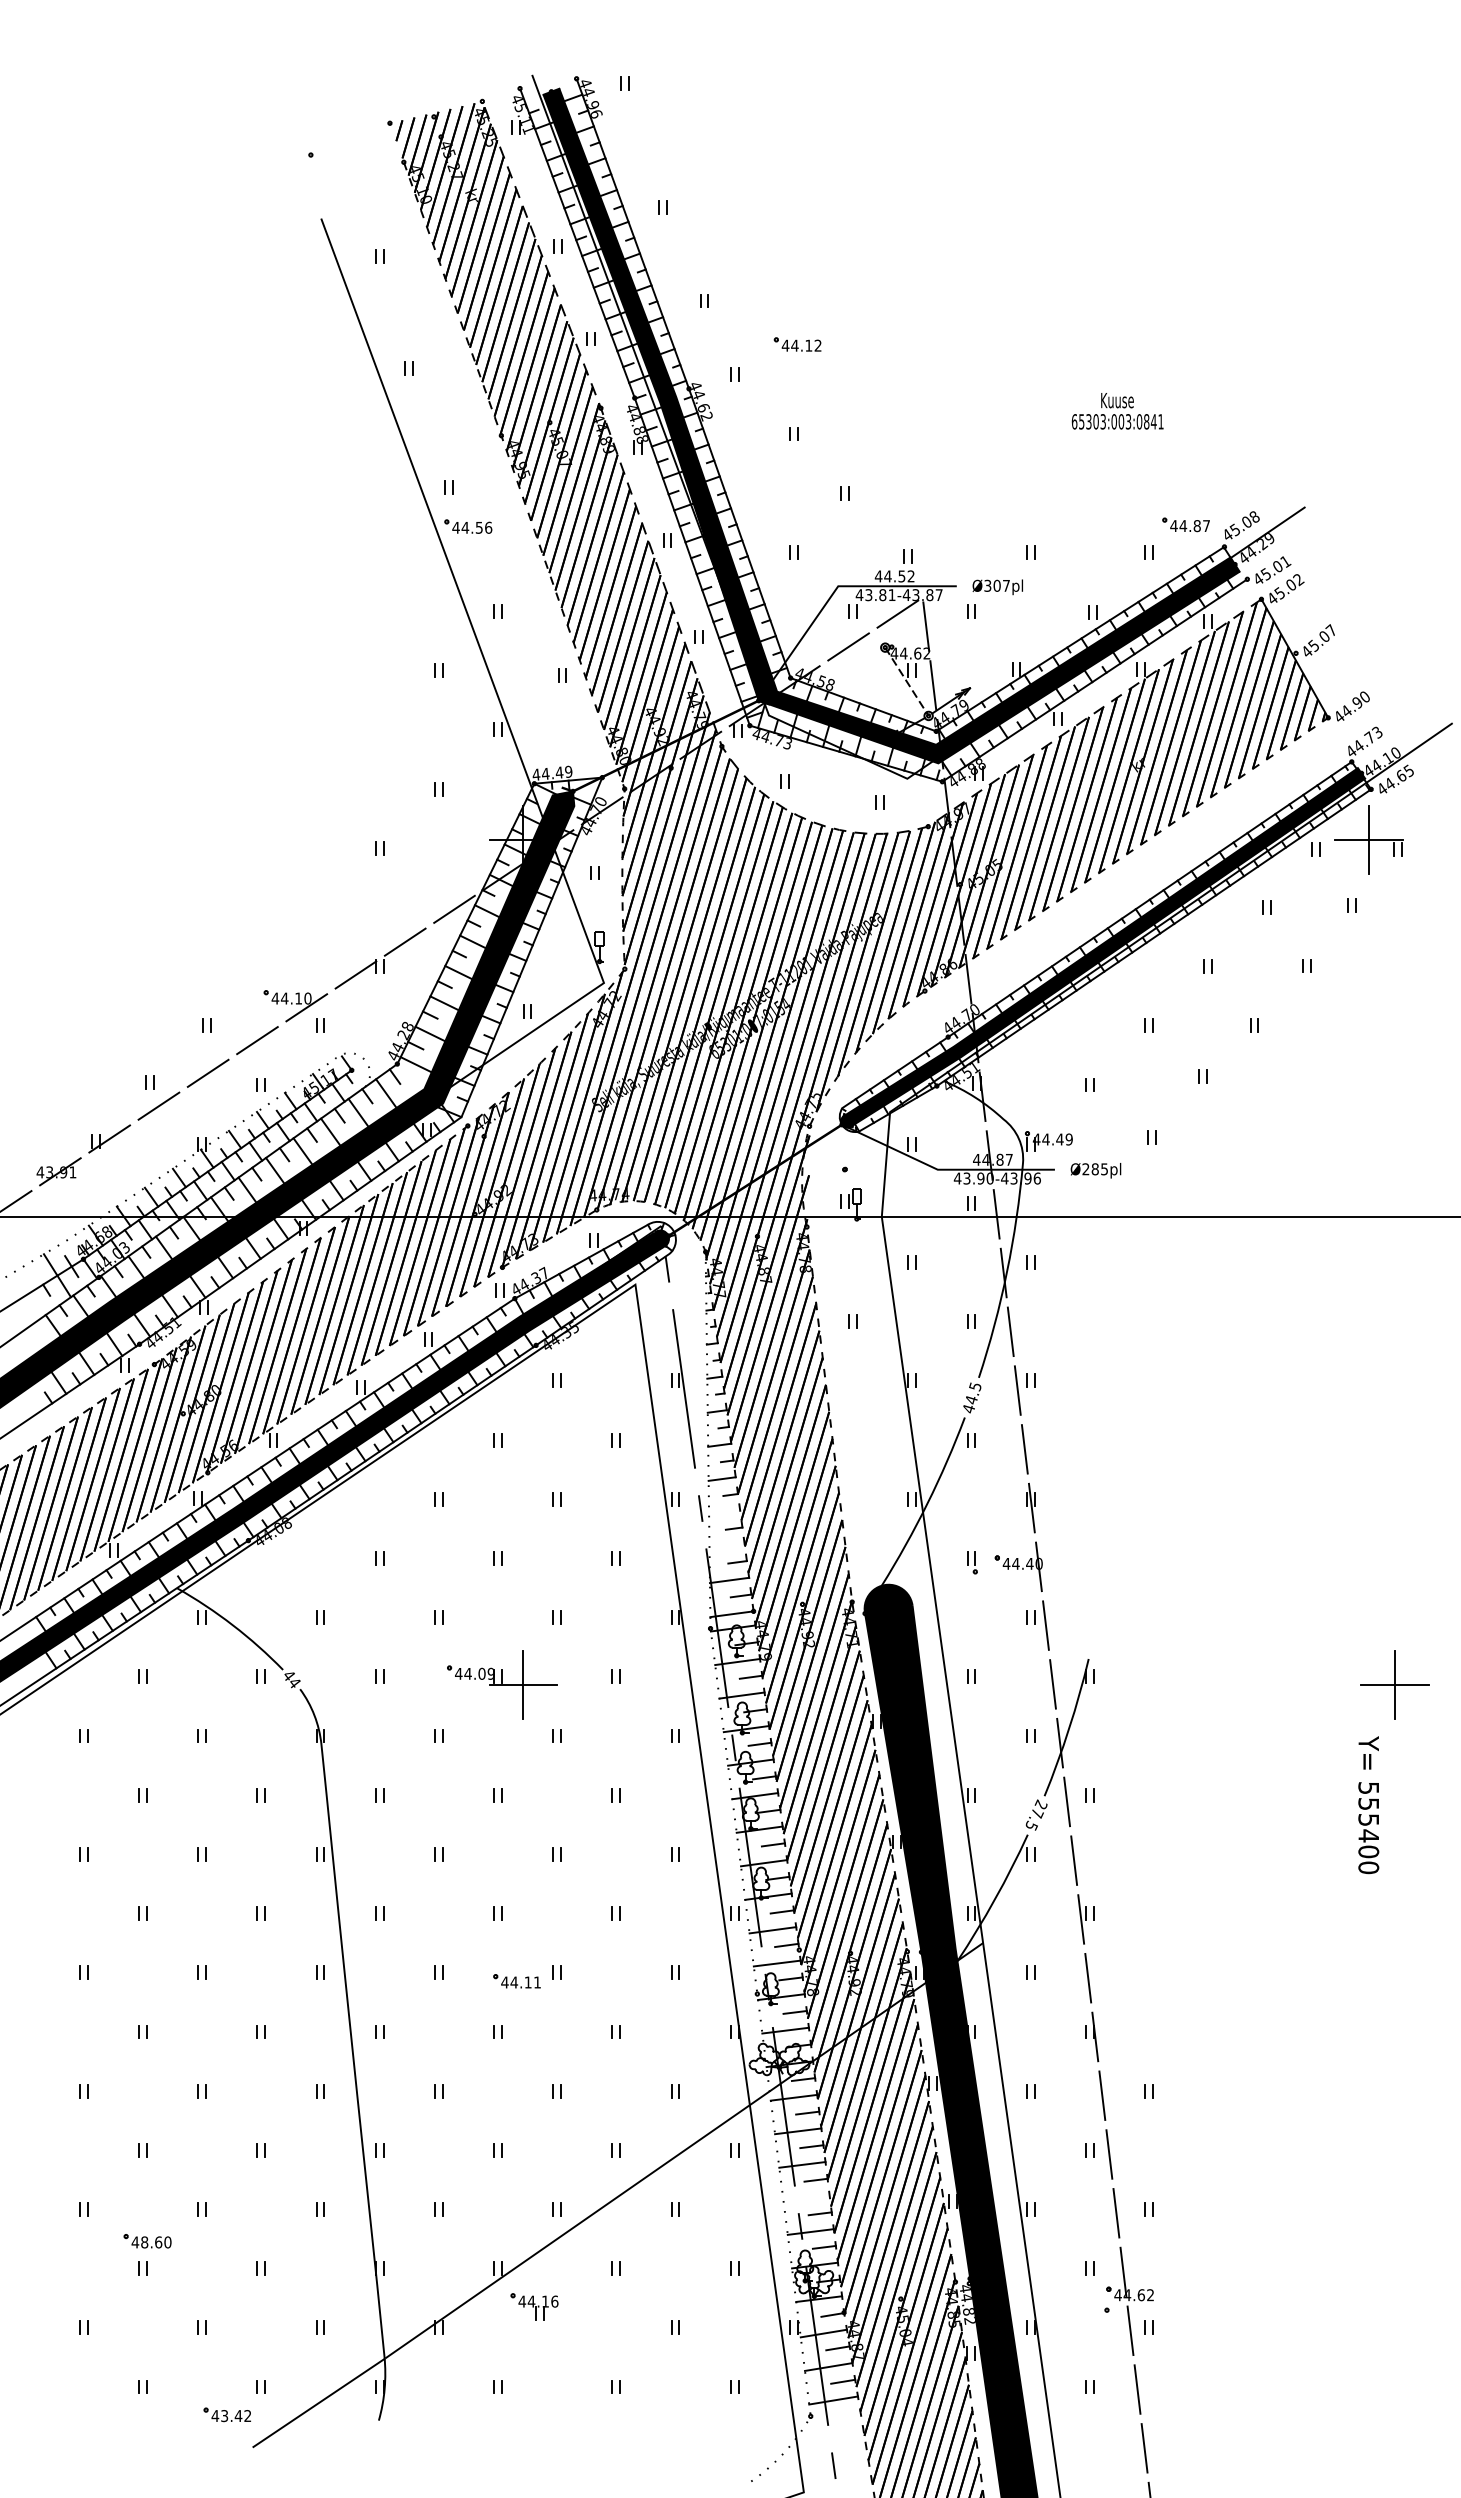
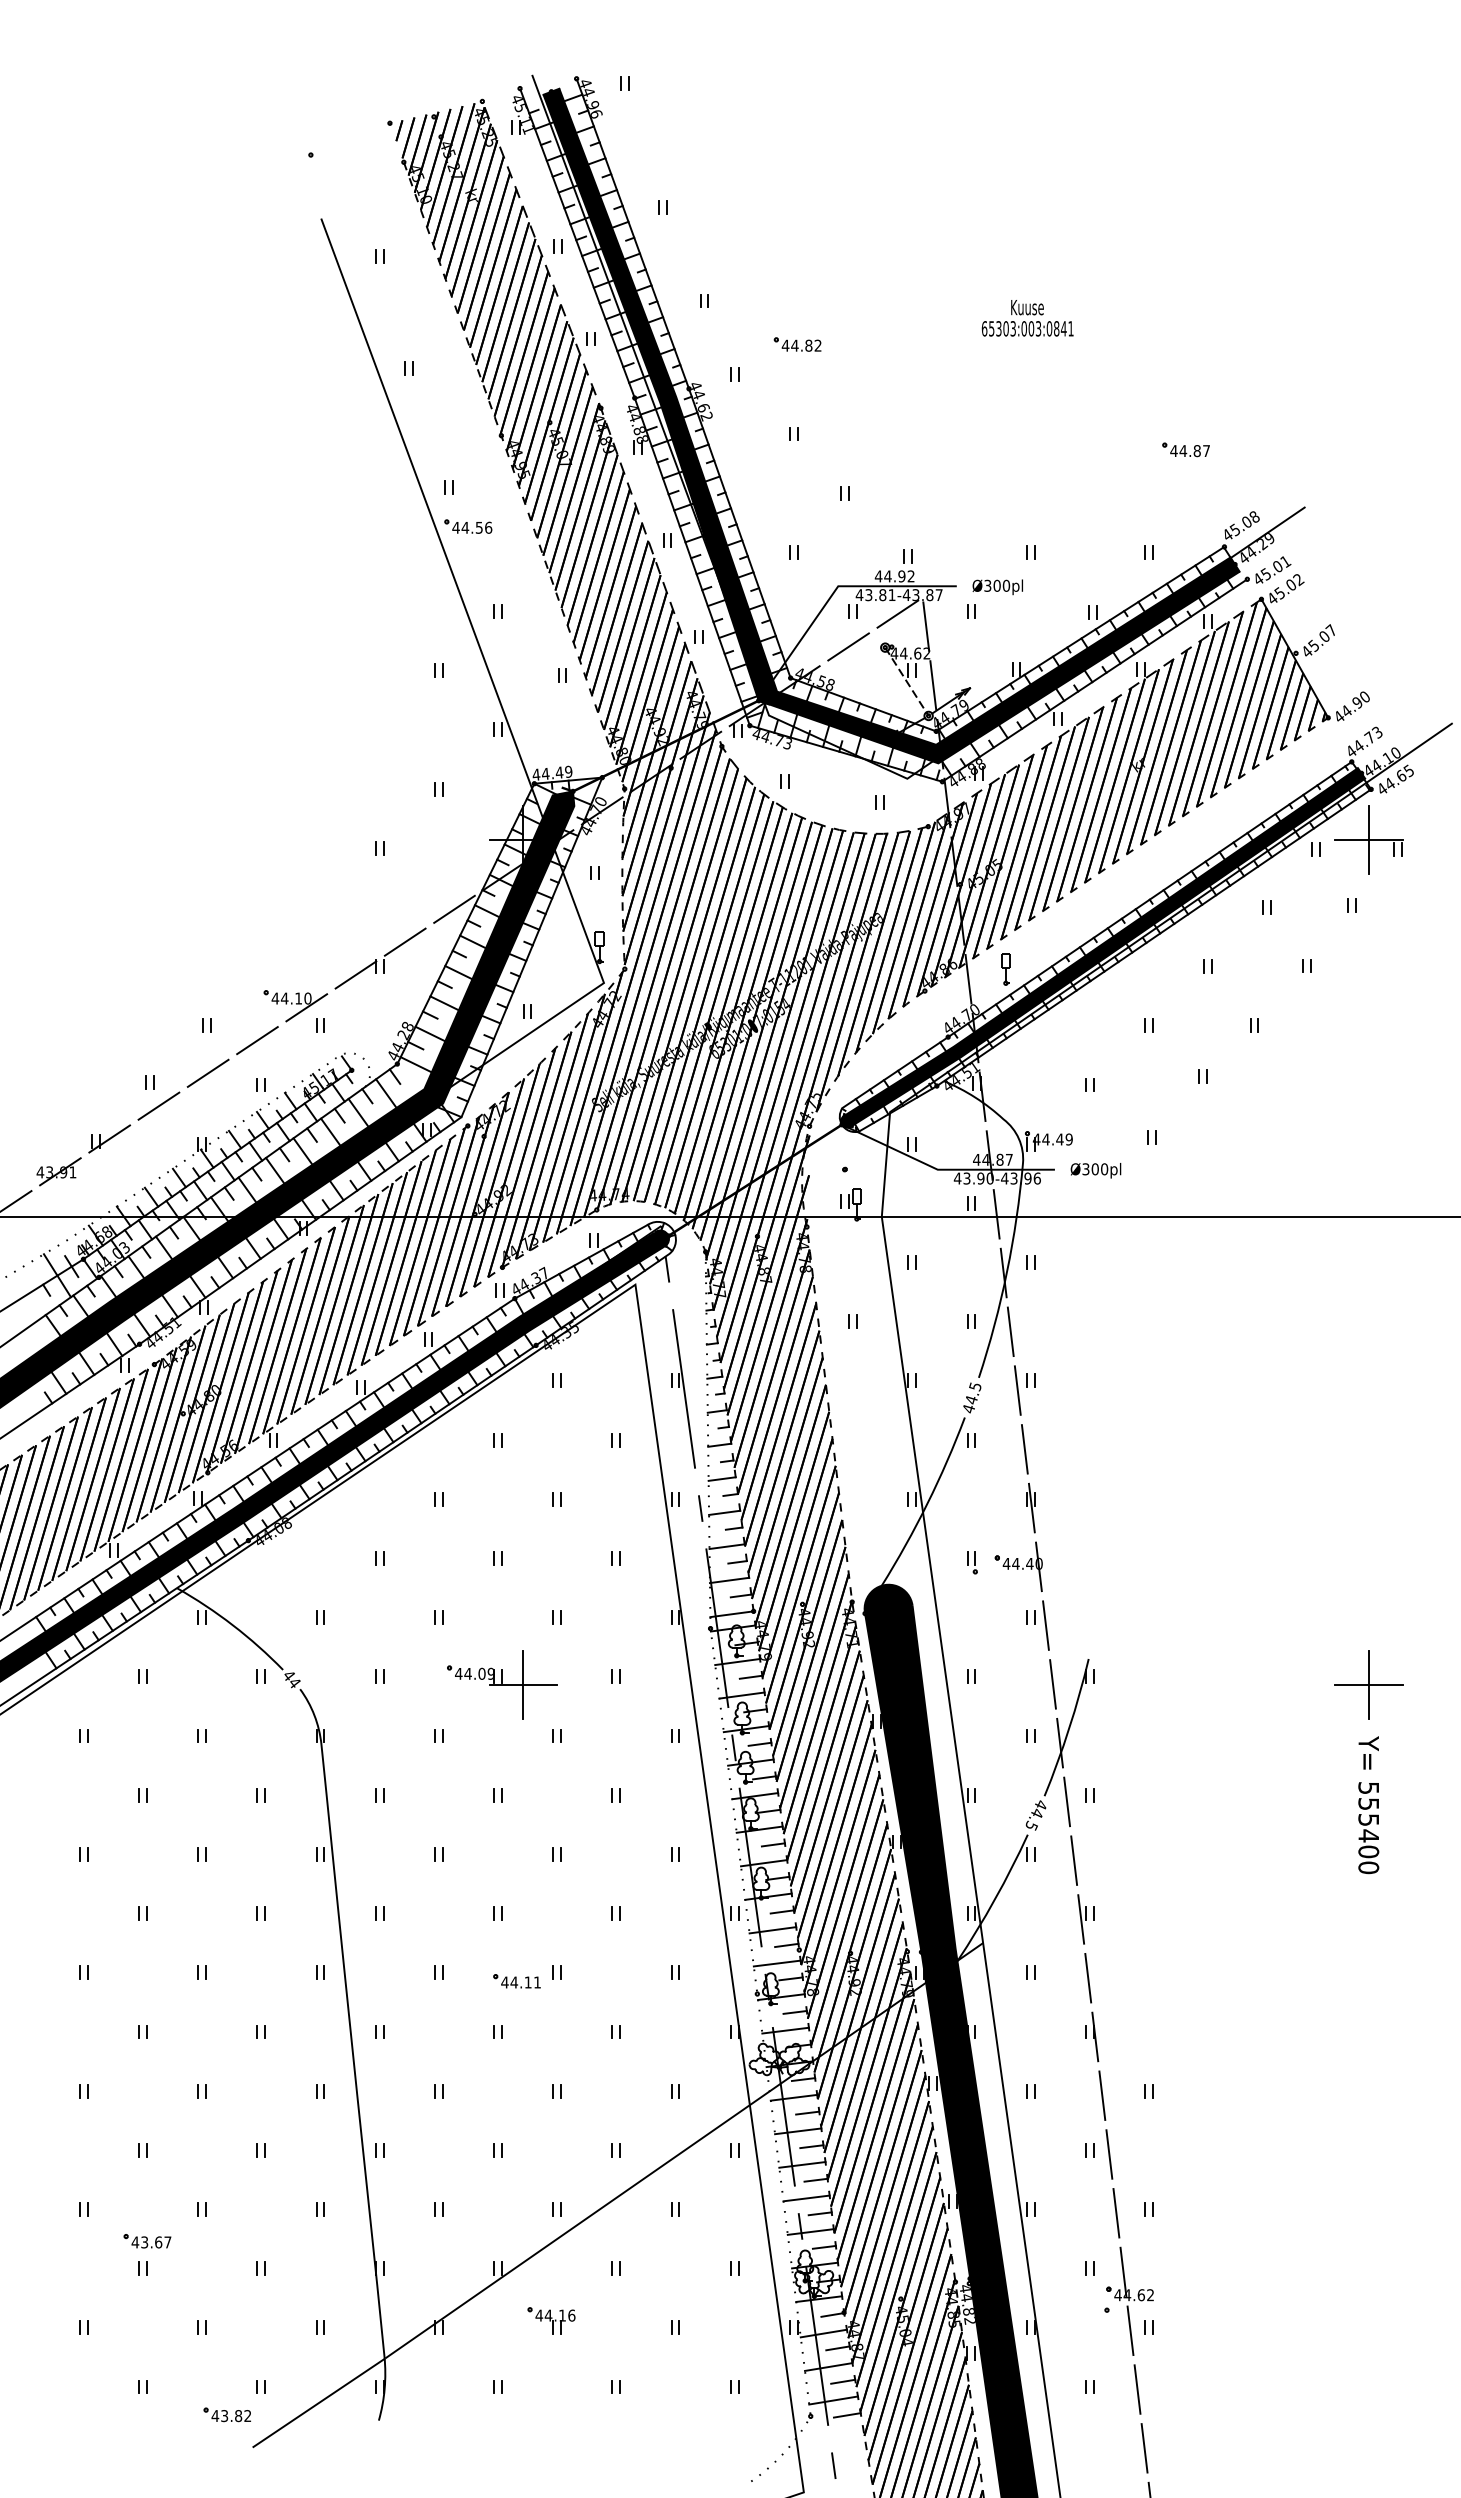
text: 44.12 -> 44.82 (808, 345)
text position: (1117, 411) -> (1027, 318) (1027, 318)
part position: (1185, 524) -> (1185, 449) (1185, 449)
text: 44.52 -> 44.92 (901, 576)
text: Ø307pl -> Ø300pl (1006, 585)
part: none -> present (1005, 969)
text: Ø285pl -> Ø300pl (1095, 1169)
line: none -> present (724, 1512)
line: none -> present (726, 1546)
part position: (1394, 1684) -> (1368, 1684) (1368, 1684)
text: 27.5 -> 44.5 (1039, 1808)
line: none -> present (806, 2198)
text: 48.60 -> 43.67 (156, 2242)
part position: (534, 2306) -> (551, 2320) (551, 2320)
line: none -> present (846, 2415)
text: 43.42 -> 43.82 (238, 2416)
